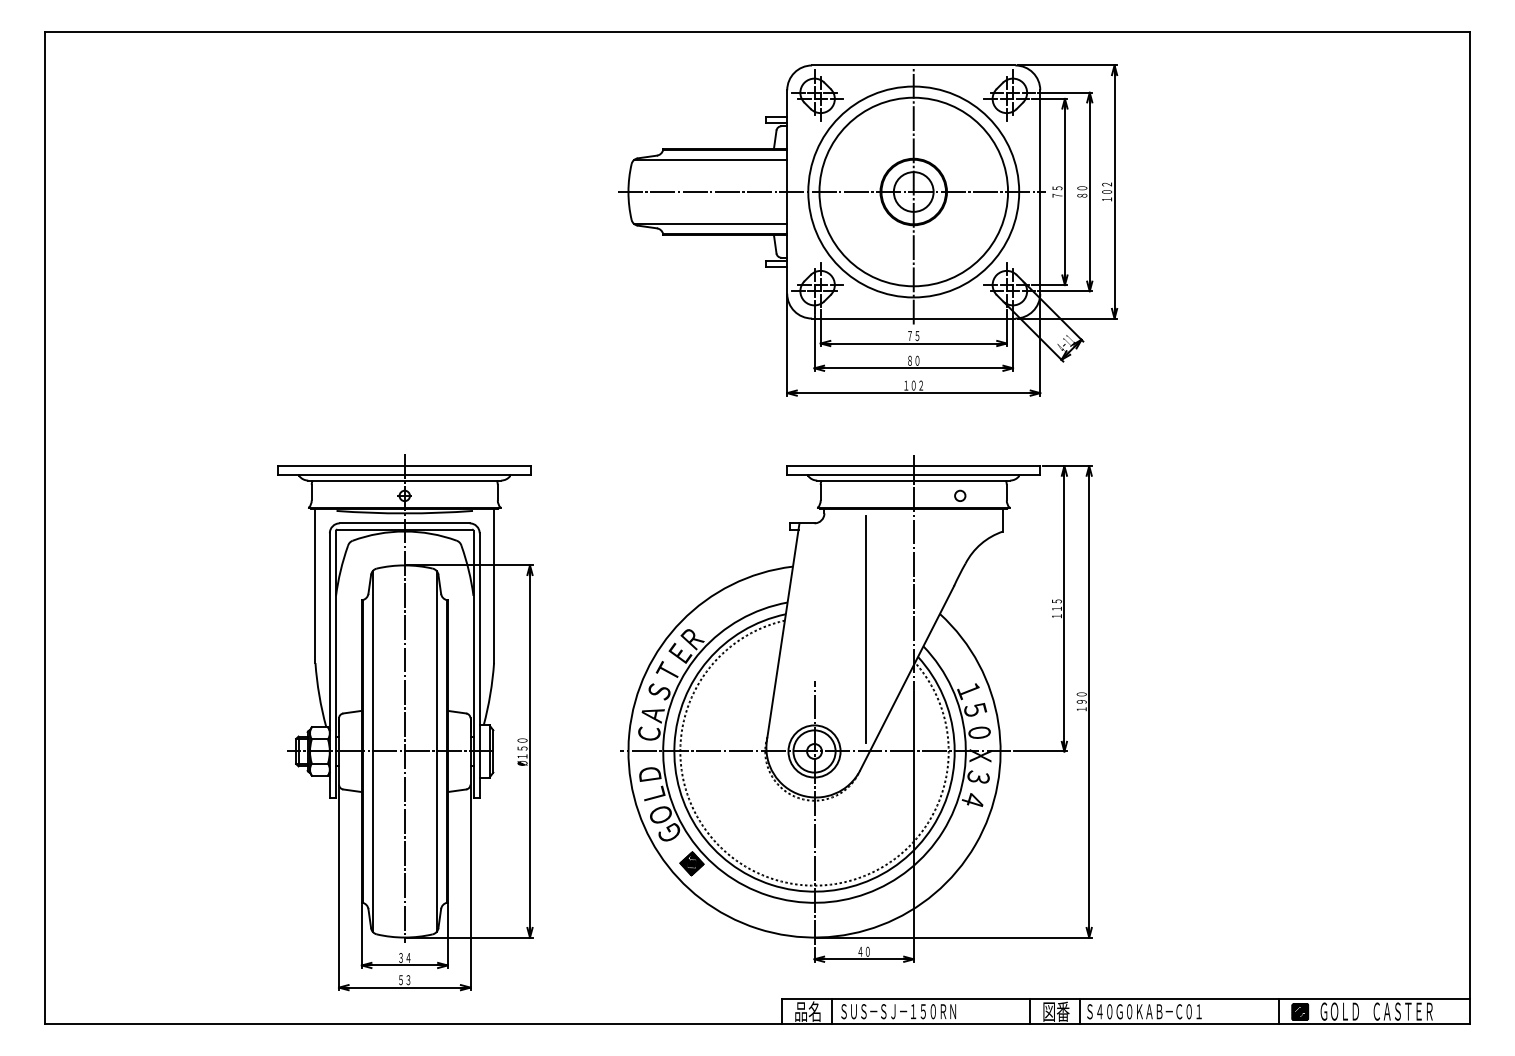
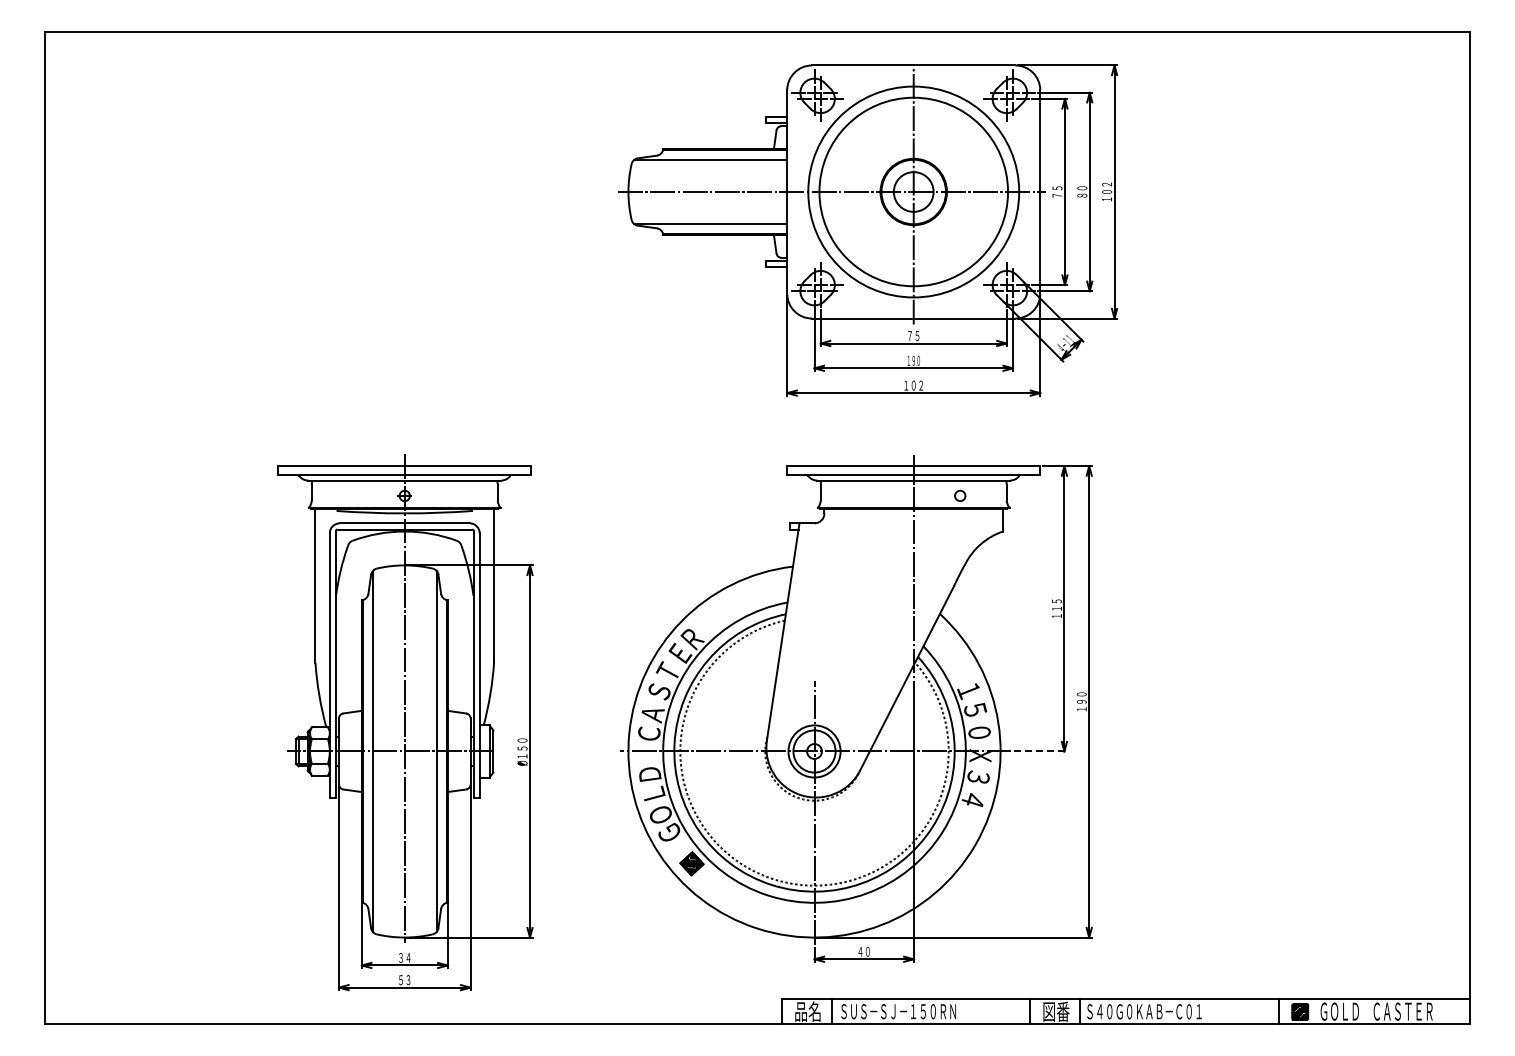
text: ８０ -> １９０ (913, 360)
line: present -> none (866, 629)
line: solid -> dashed (1040, 751)
